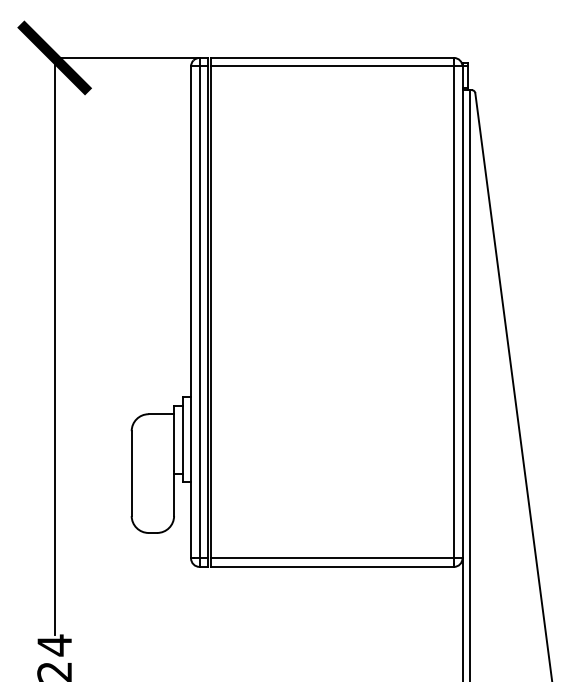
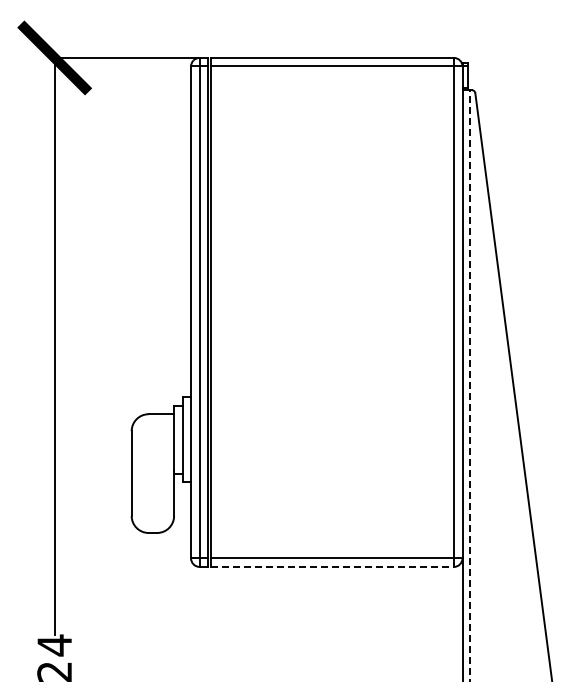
line: solid -> dashed (470, 385)
line: solid -> dashed (333, 566)
